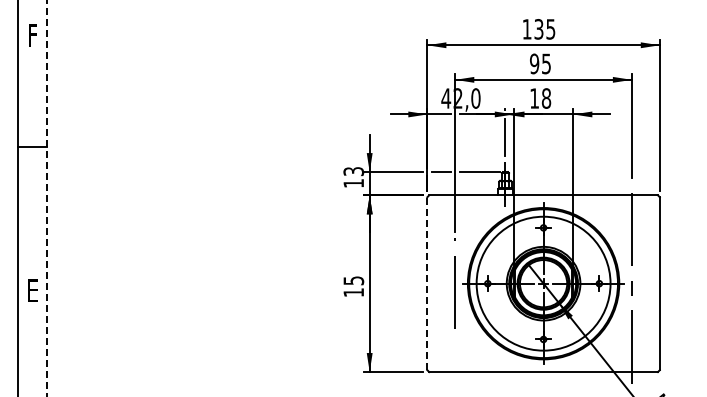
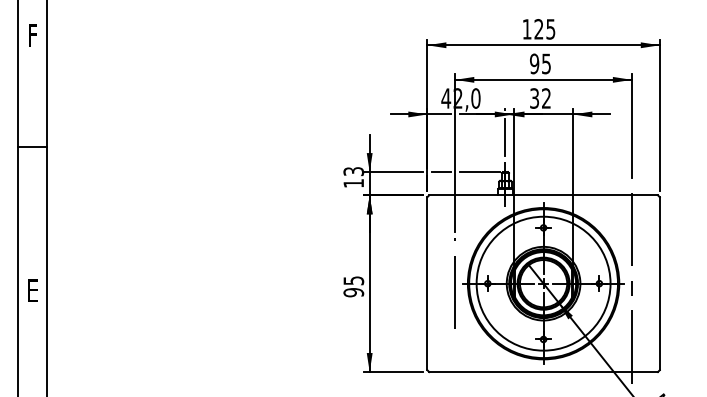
text: 135 -> 125 (538, 29)
text: 18 -> 32 (540, 98)
line: dashed -> solid (47, 198)
line: dashed -> solid (427, 283)
text: 15 -> 95 (353, 292)
